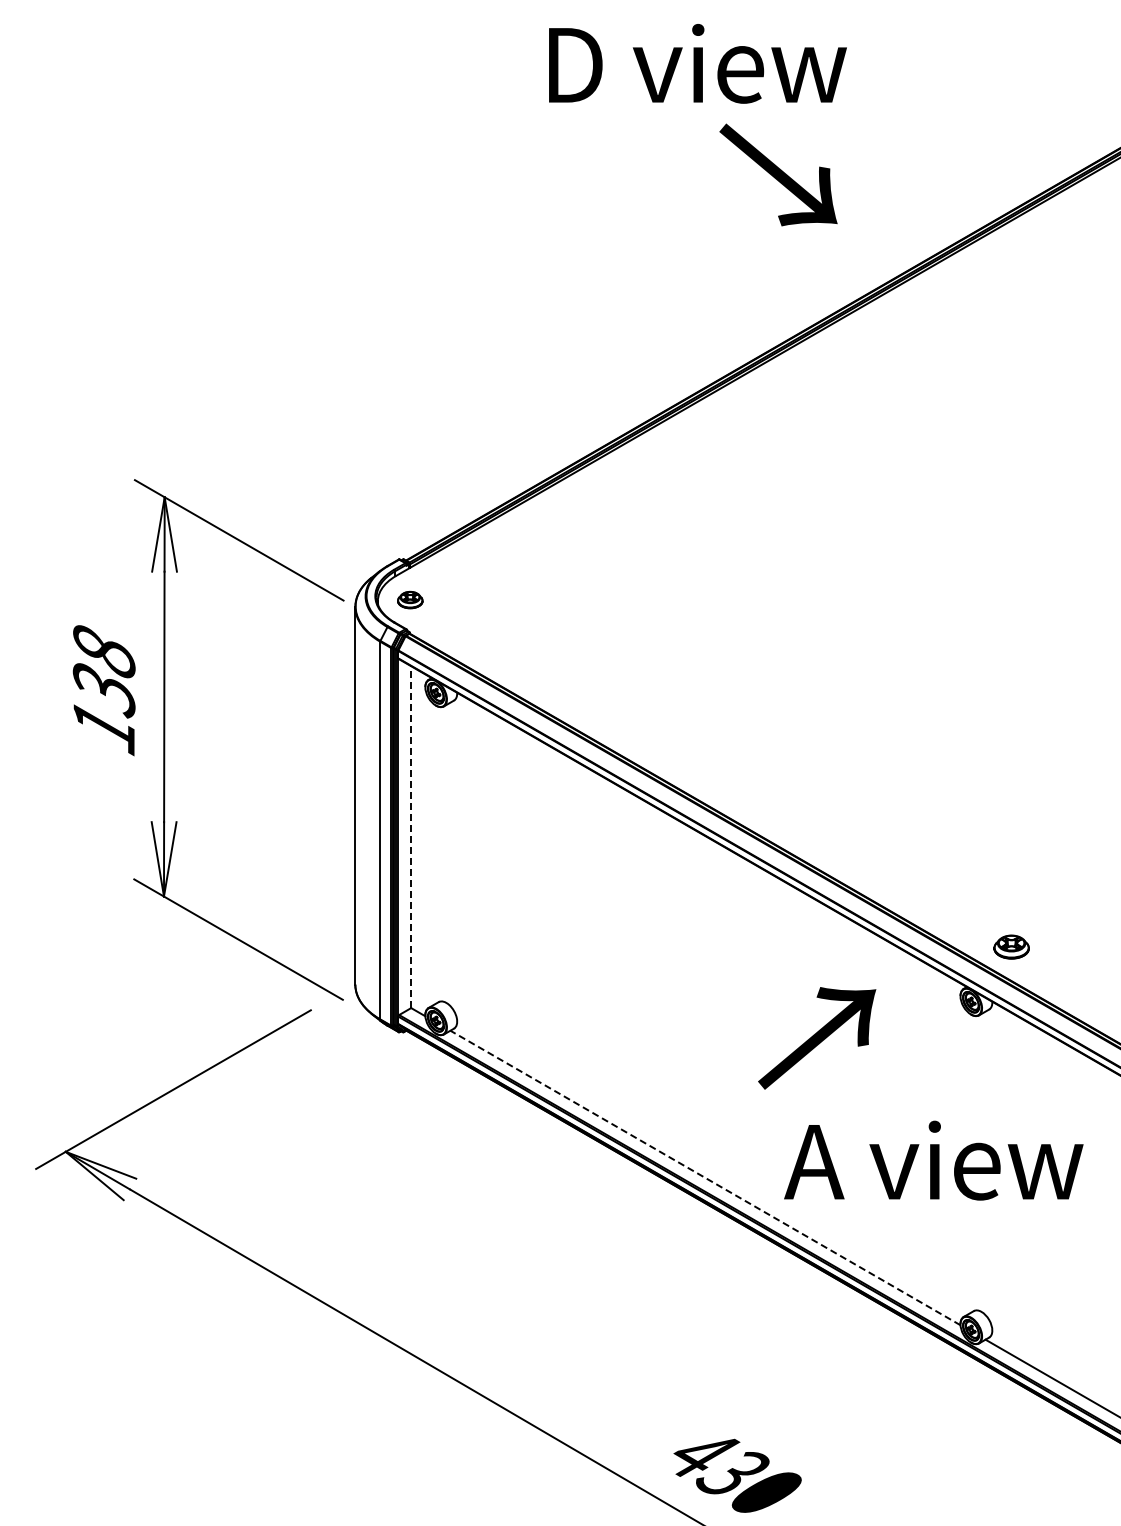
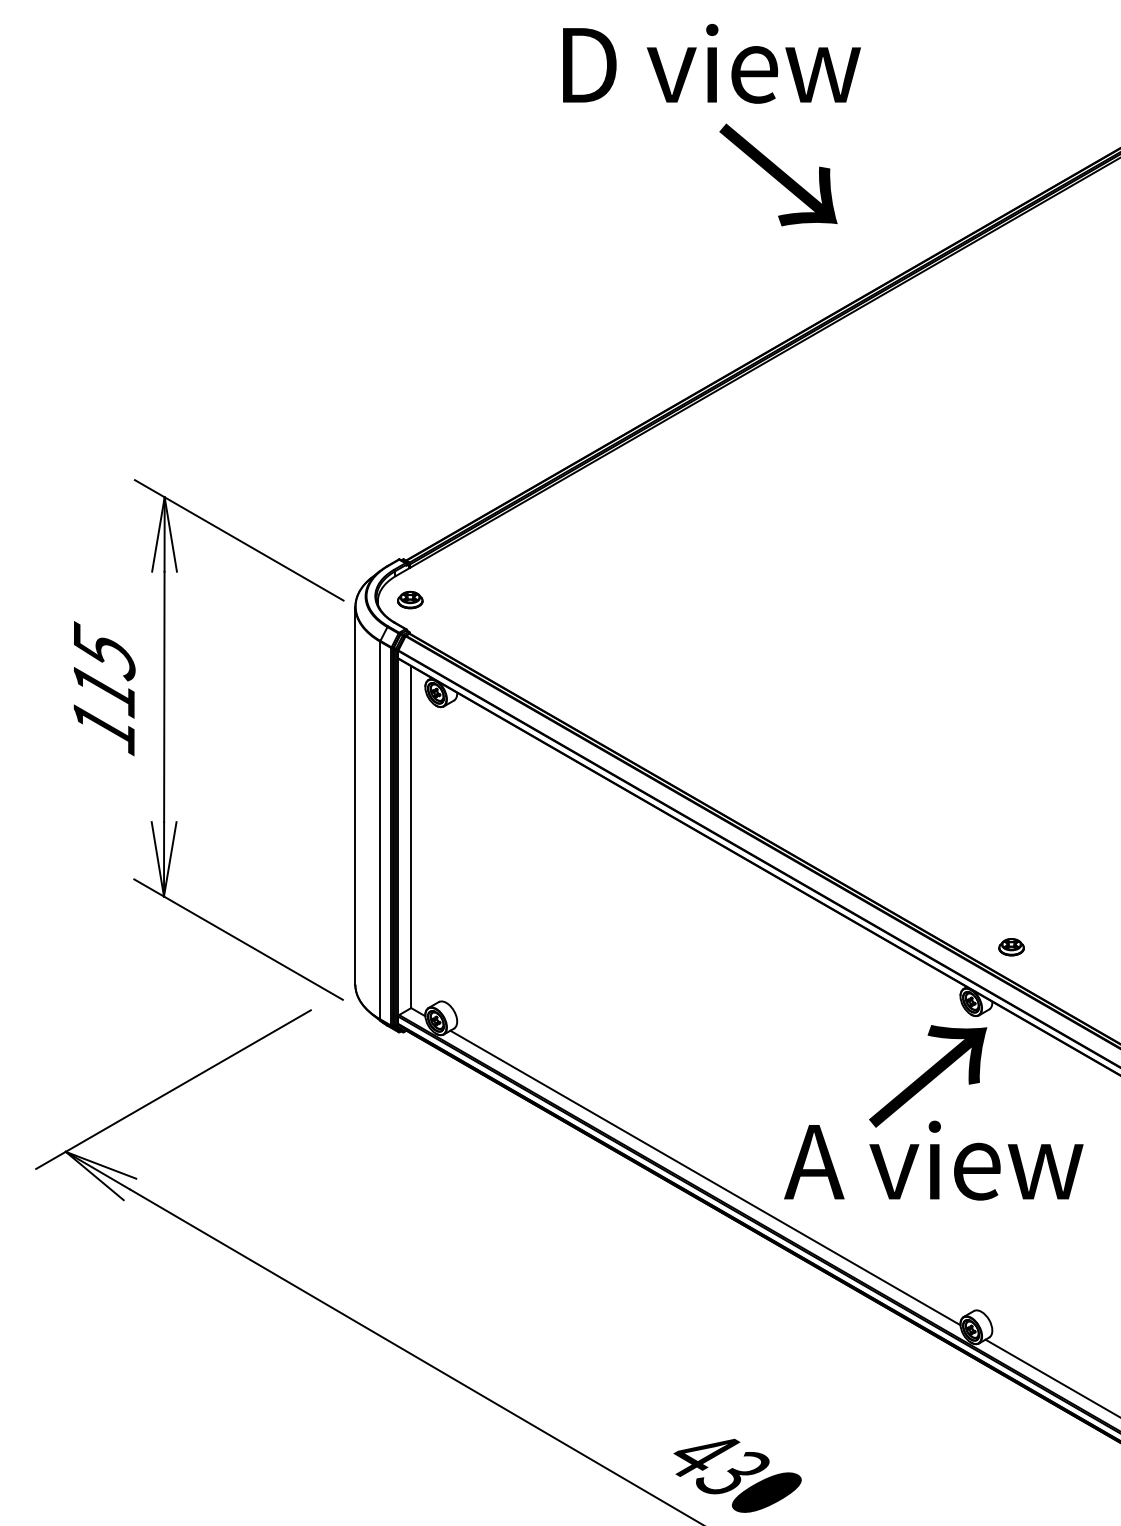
text position: (697, 63) -> (711, 63) (711, 63)
text: 138 -> 115 (103, 669)
line: dashed -> solid (411, 837)
part size: 37x26 px -> 27x19 px (1011, 947)
text position: (817, 1038) -> (928, 1076) (928, 1076)
line: dashed -> solid (705, 1177)
